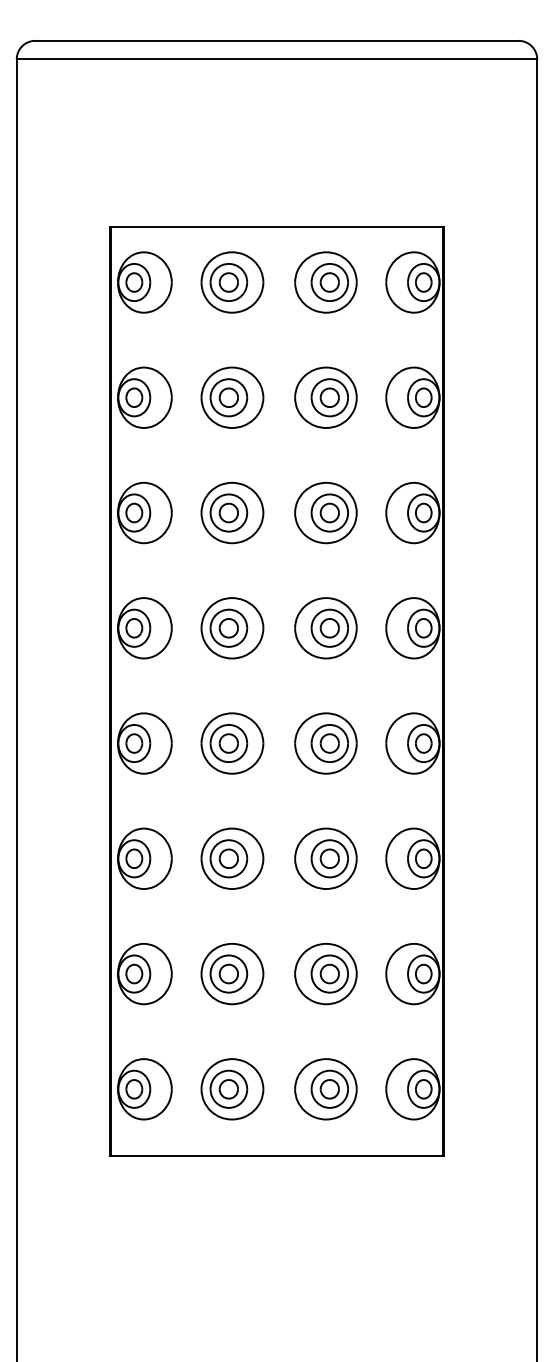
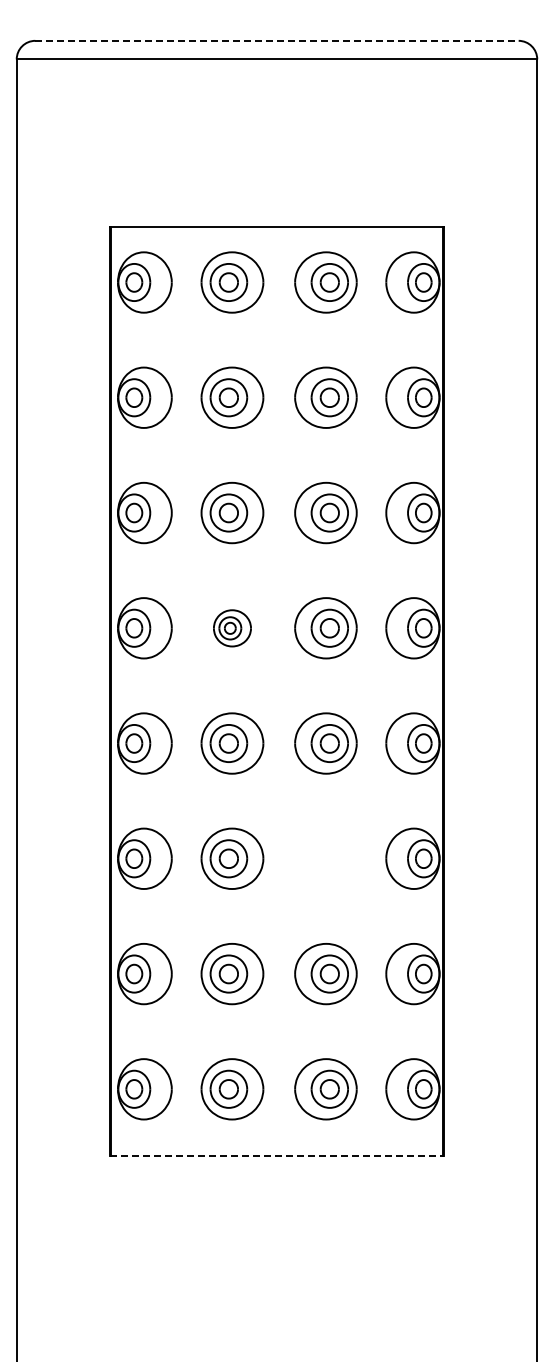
line: solid -> dashed (276, 40)
part size: 65x63 px -> 39x39 px (232, 628)
part: present -> none (325, 858)
line: solid -> dashed (277, 1156)
